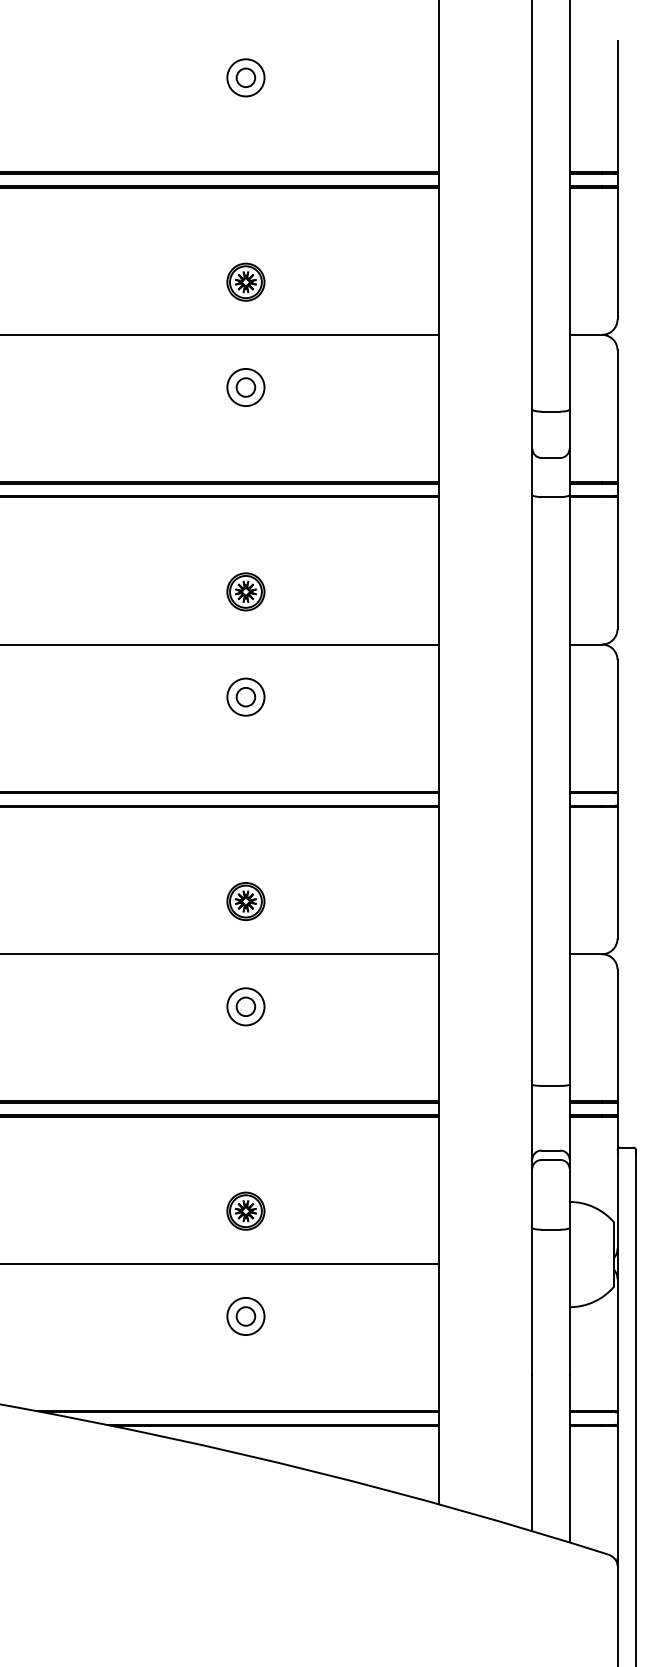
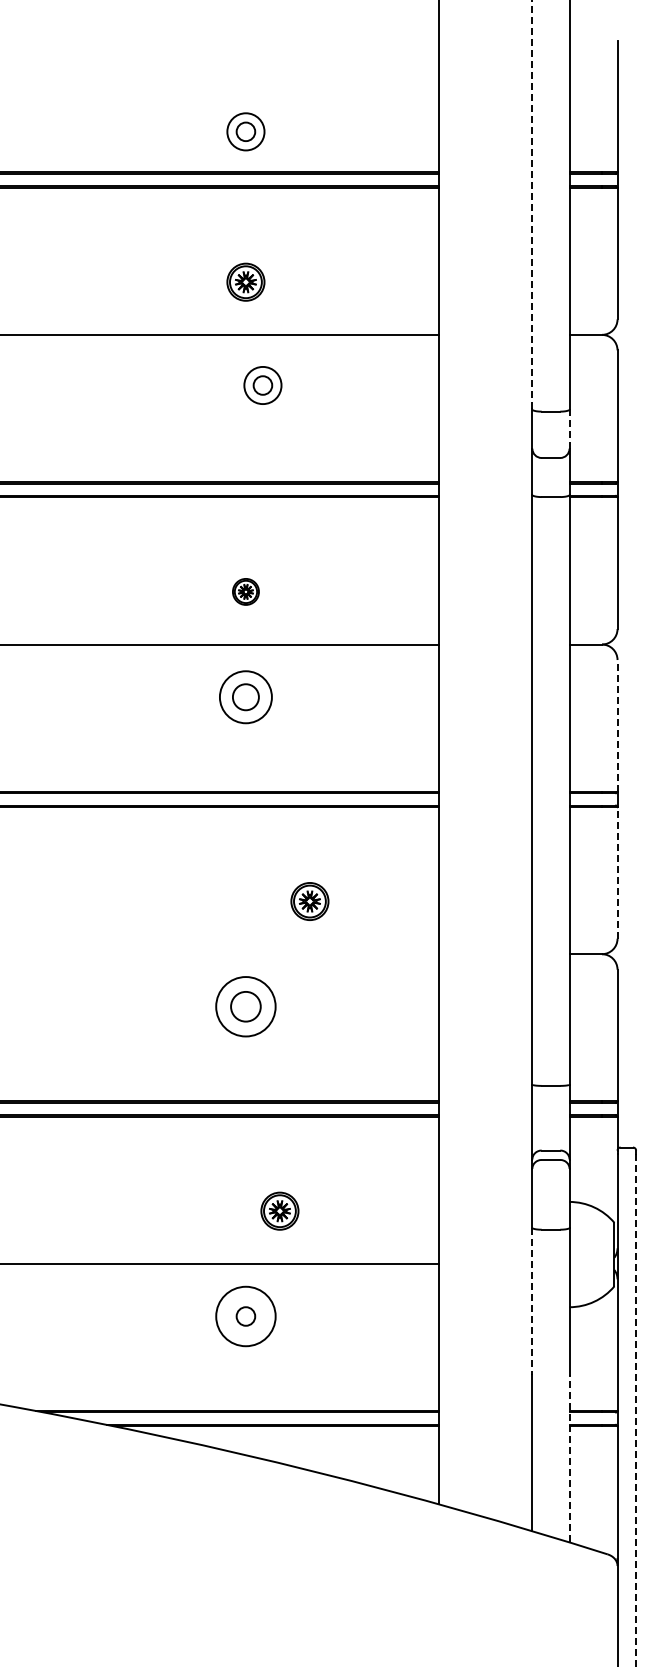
part position: (245, 77) -> (245, 131) (245, 131)
line: solid -> dashed (532, 204)
part position: (245, 387) -> (262, 385) (262, 385)
line: solid -> dashed (569, 429)
part size: 40x40 px -> 28x28 px (245, 591)
part size: 40x40 px -> 54x55 px (245, 697)
line: solid -> dashed (617, 725)
line: solid -> dashed (617, 872)
part position: (245, 901) -> (309, 901) (309, 901)
line: present -> none (220, 954)
part size: 40x40 px -> 62x62 px (245, 1006)
part position: (245, 1210) -> (279, 1210) (279, 1210)
line: solid -> dashed (532, 1301)
circle diameter: 37 px -> 59 px (245, 1316)
line: solid -> dashed (636, 1411)
line: solid -> dashed (569, 1458)
